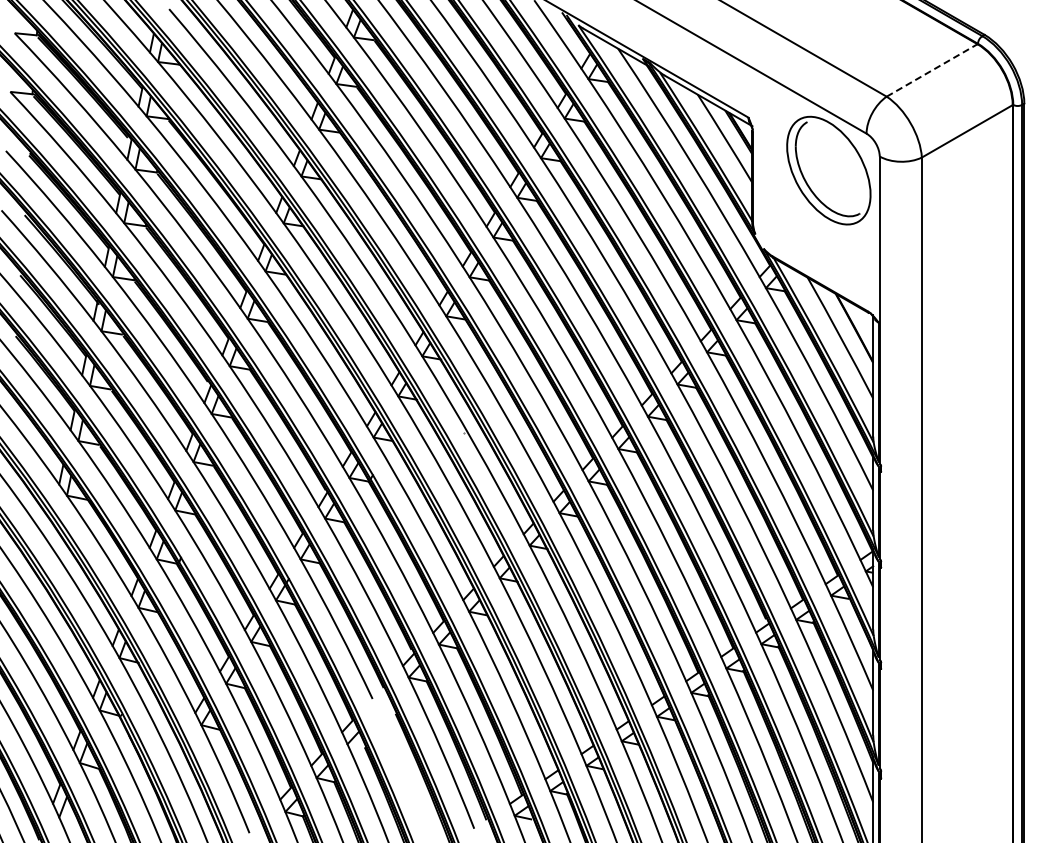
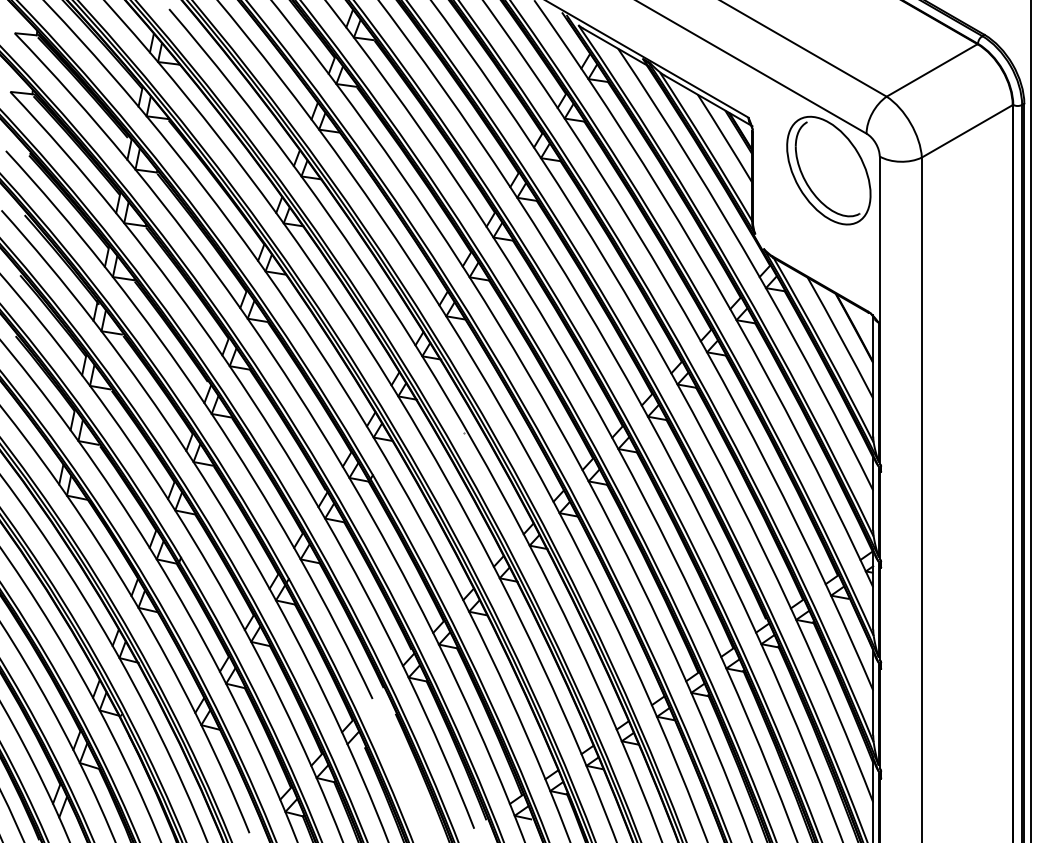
line: dashed -> solid (932, 70)
line: none -> present (1030, 420)
